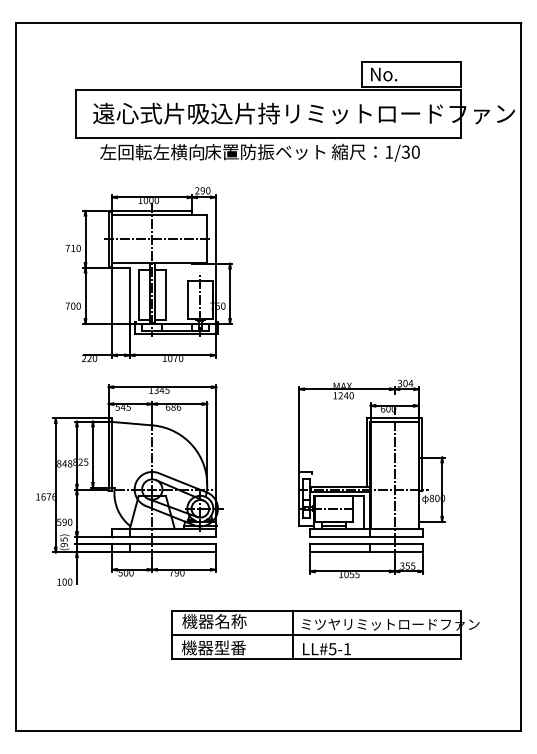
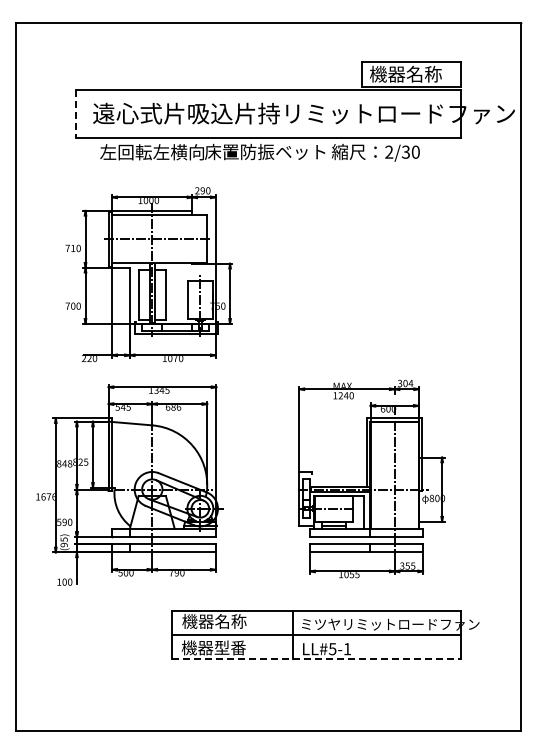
text: No. -> 機器名称 (405, 73)
line: solid -> dashed (76, 114)
text: 1/30 -> 2/30 (389, 151)
line: solid -> dashed (317, 659)
